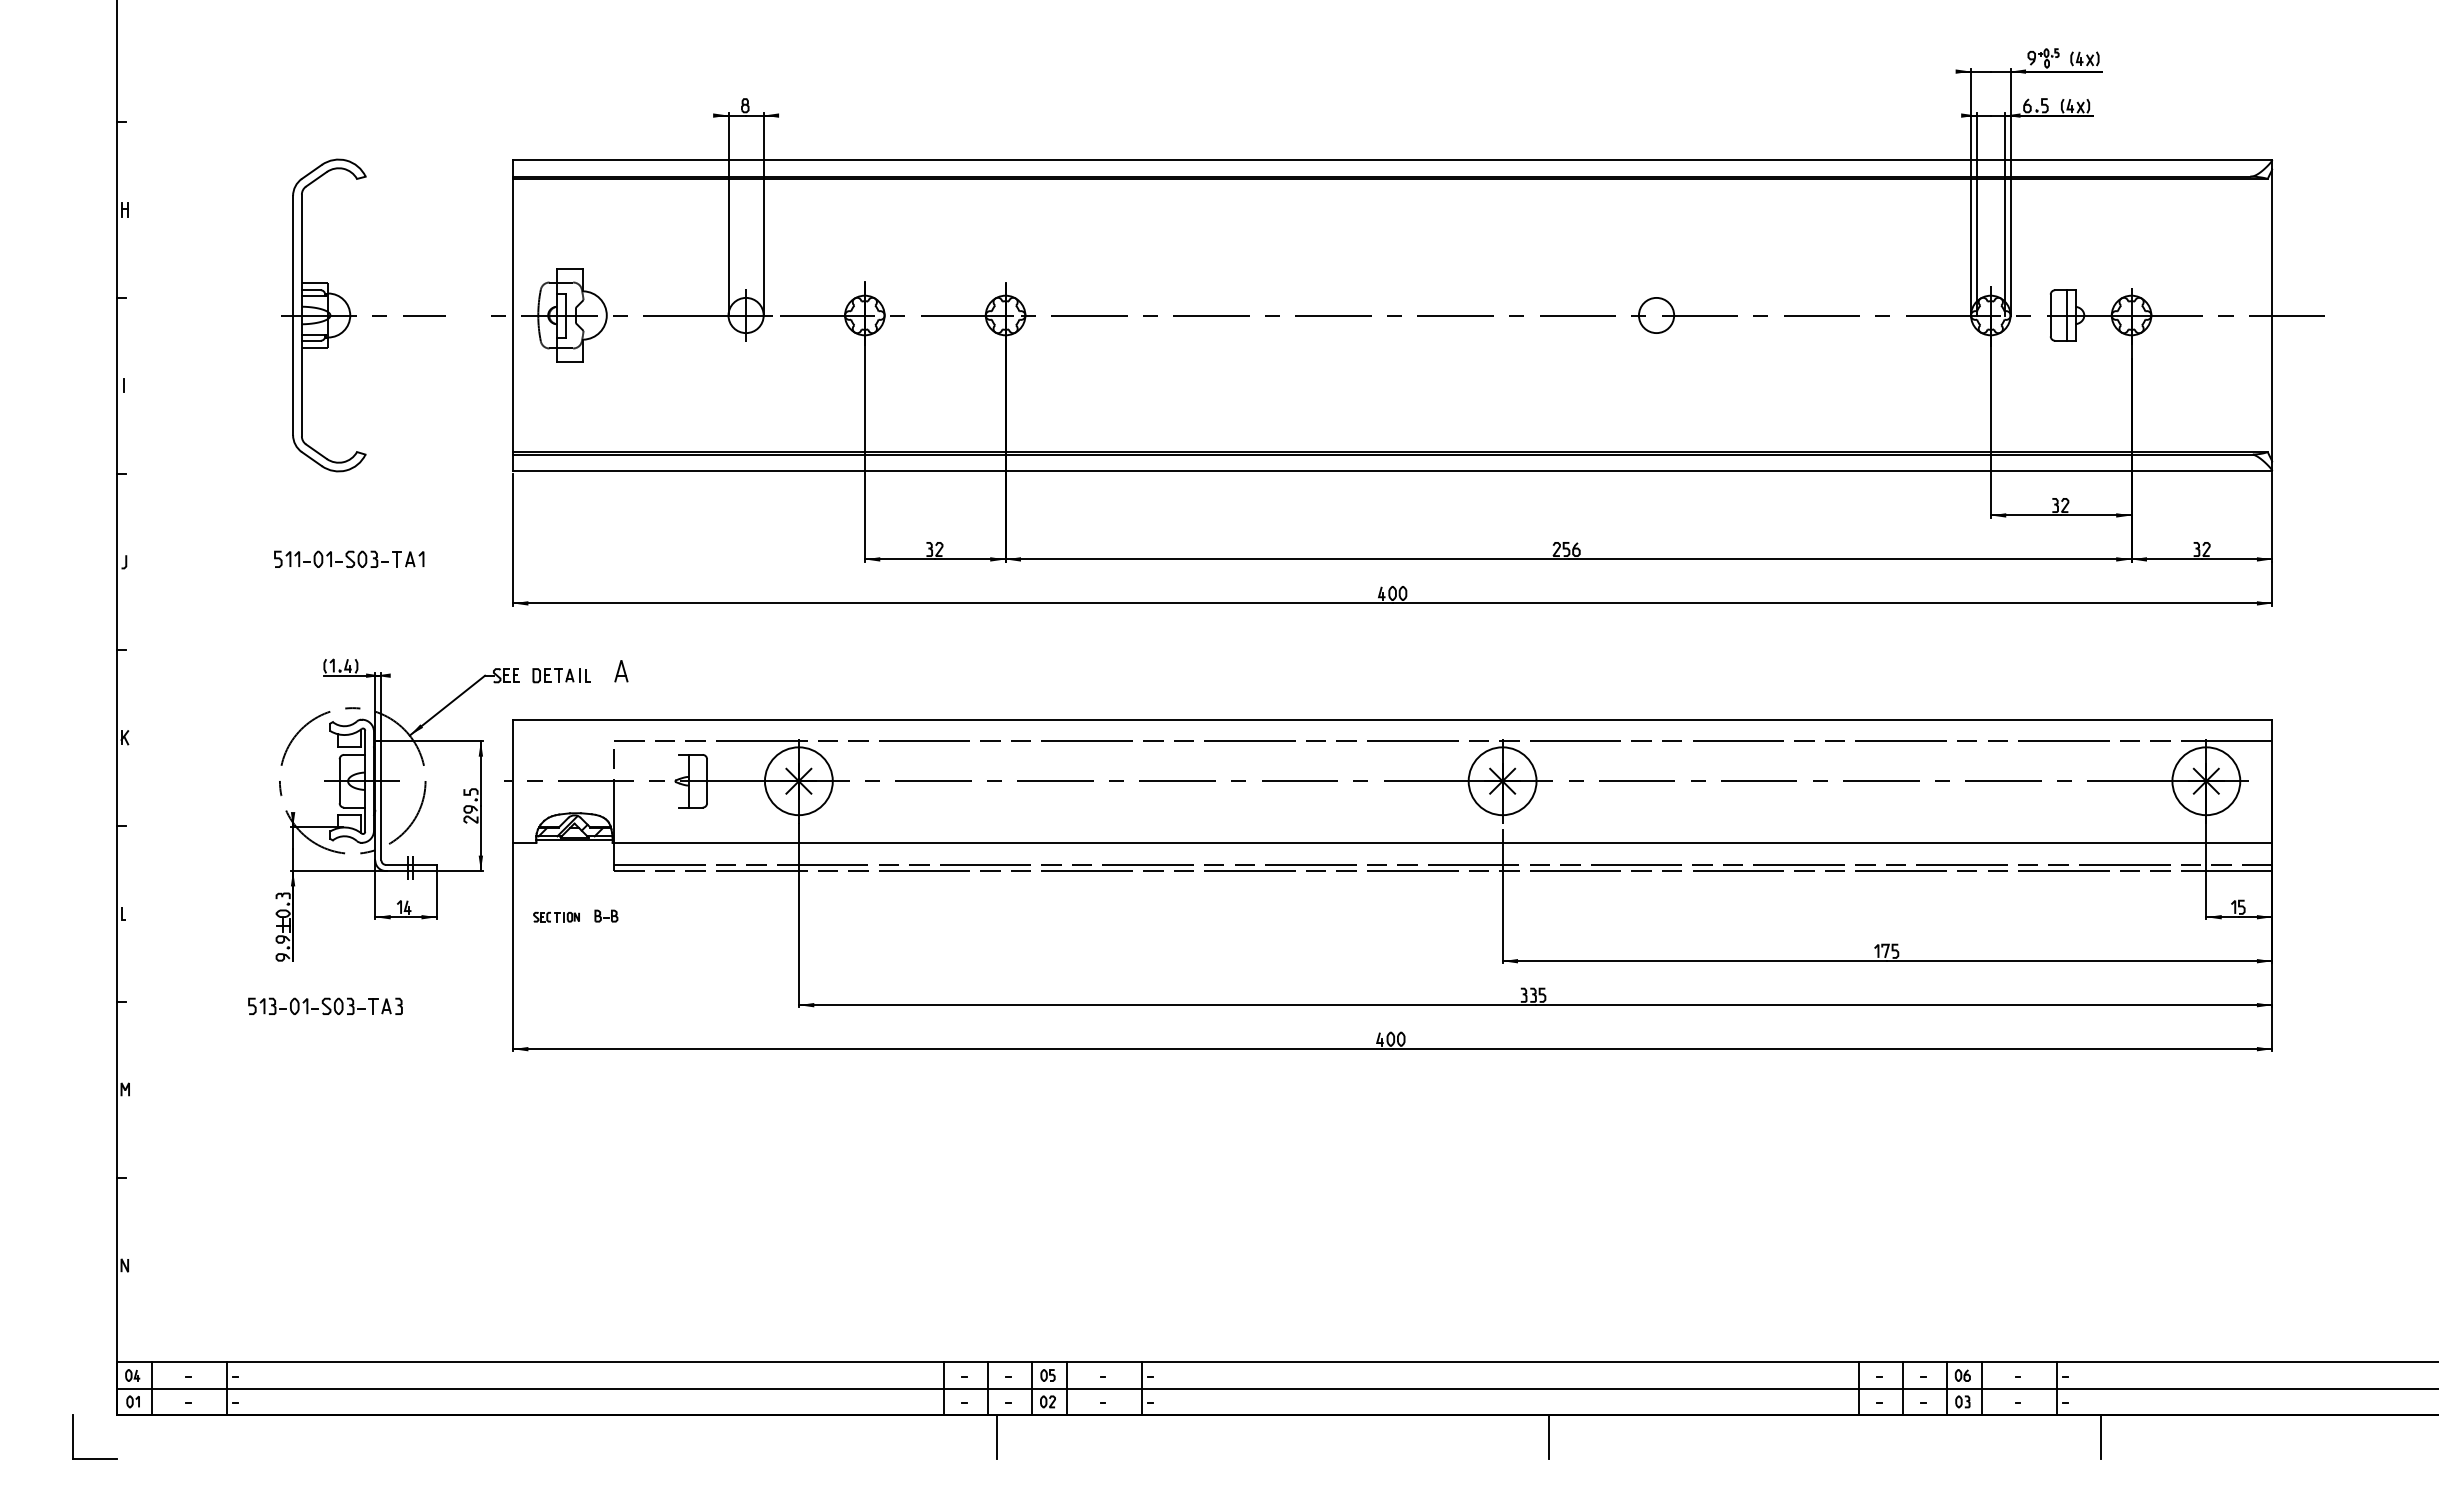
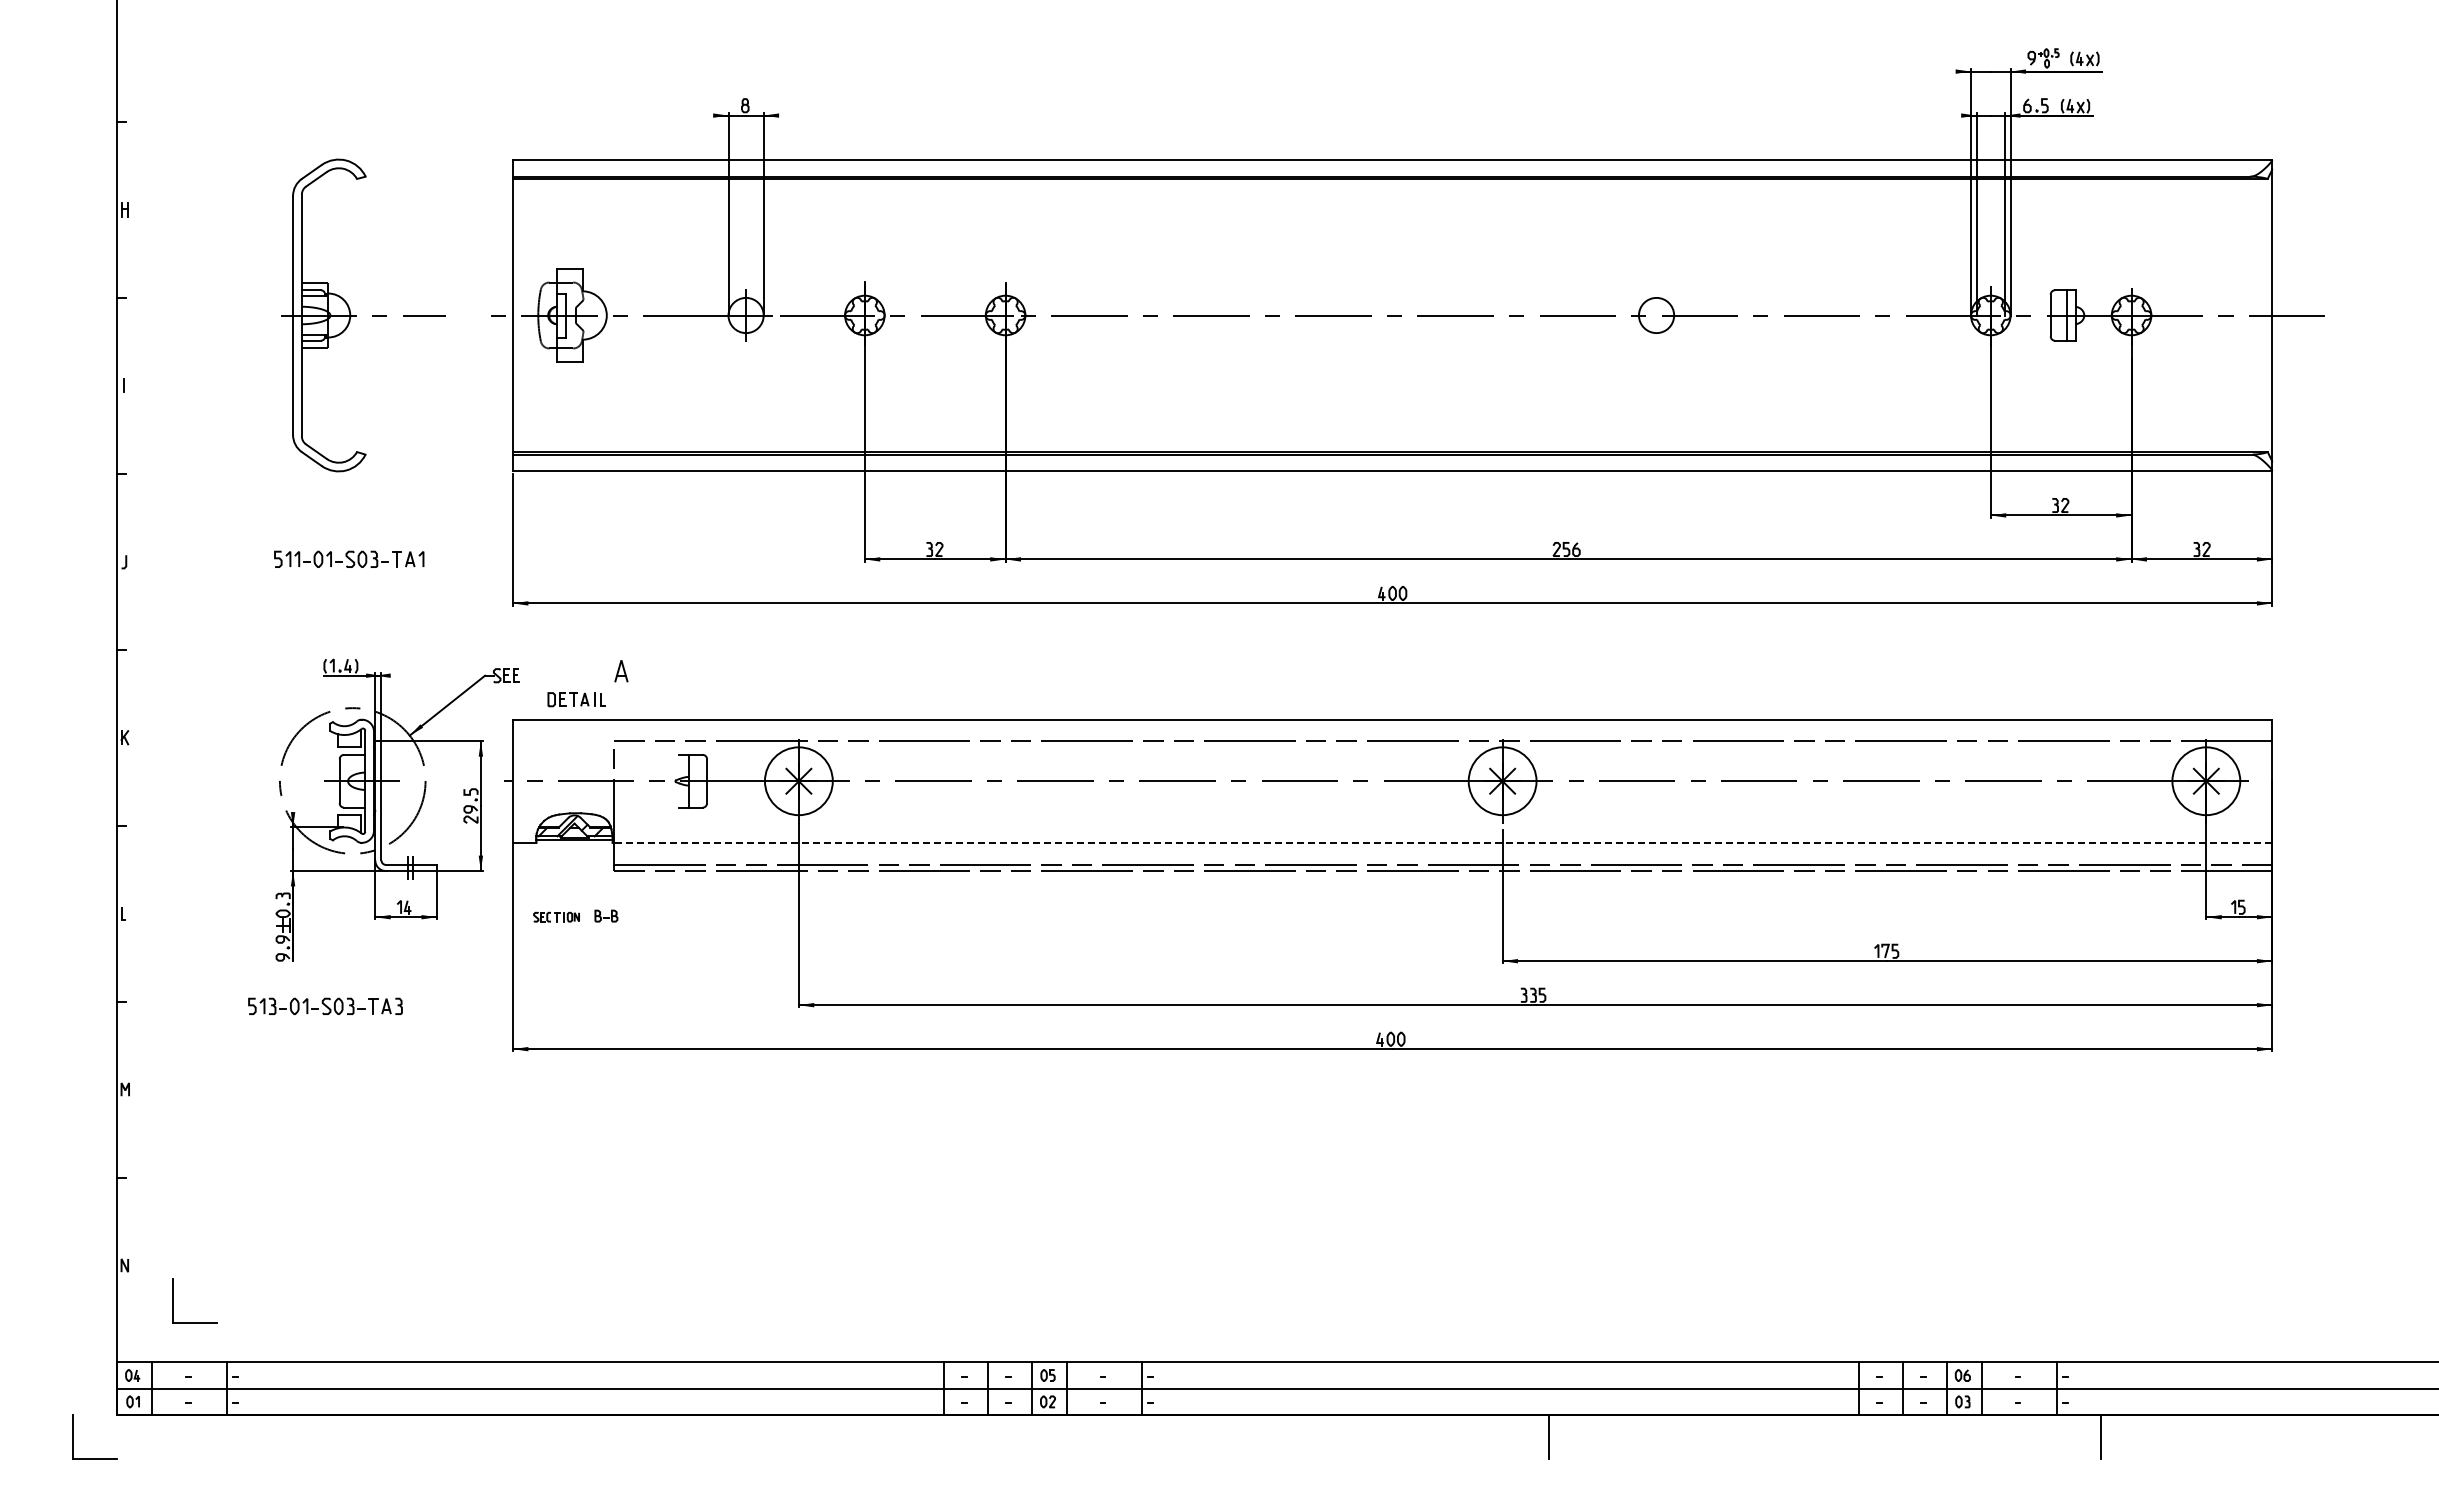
part position: (561, 675) -> (576, 699) (576, 699)
line: solid -> dashed (1442, 842)
part: none -> present (173, 1300)
line: present -> none (996, 1437)
